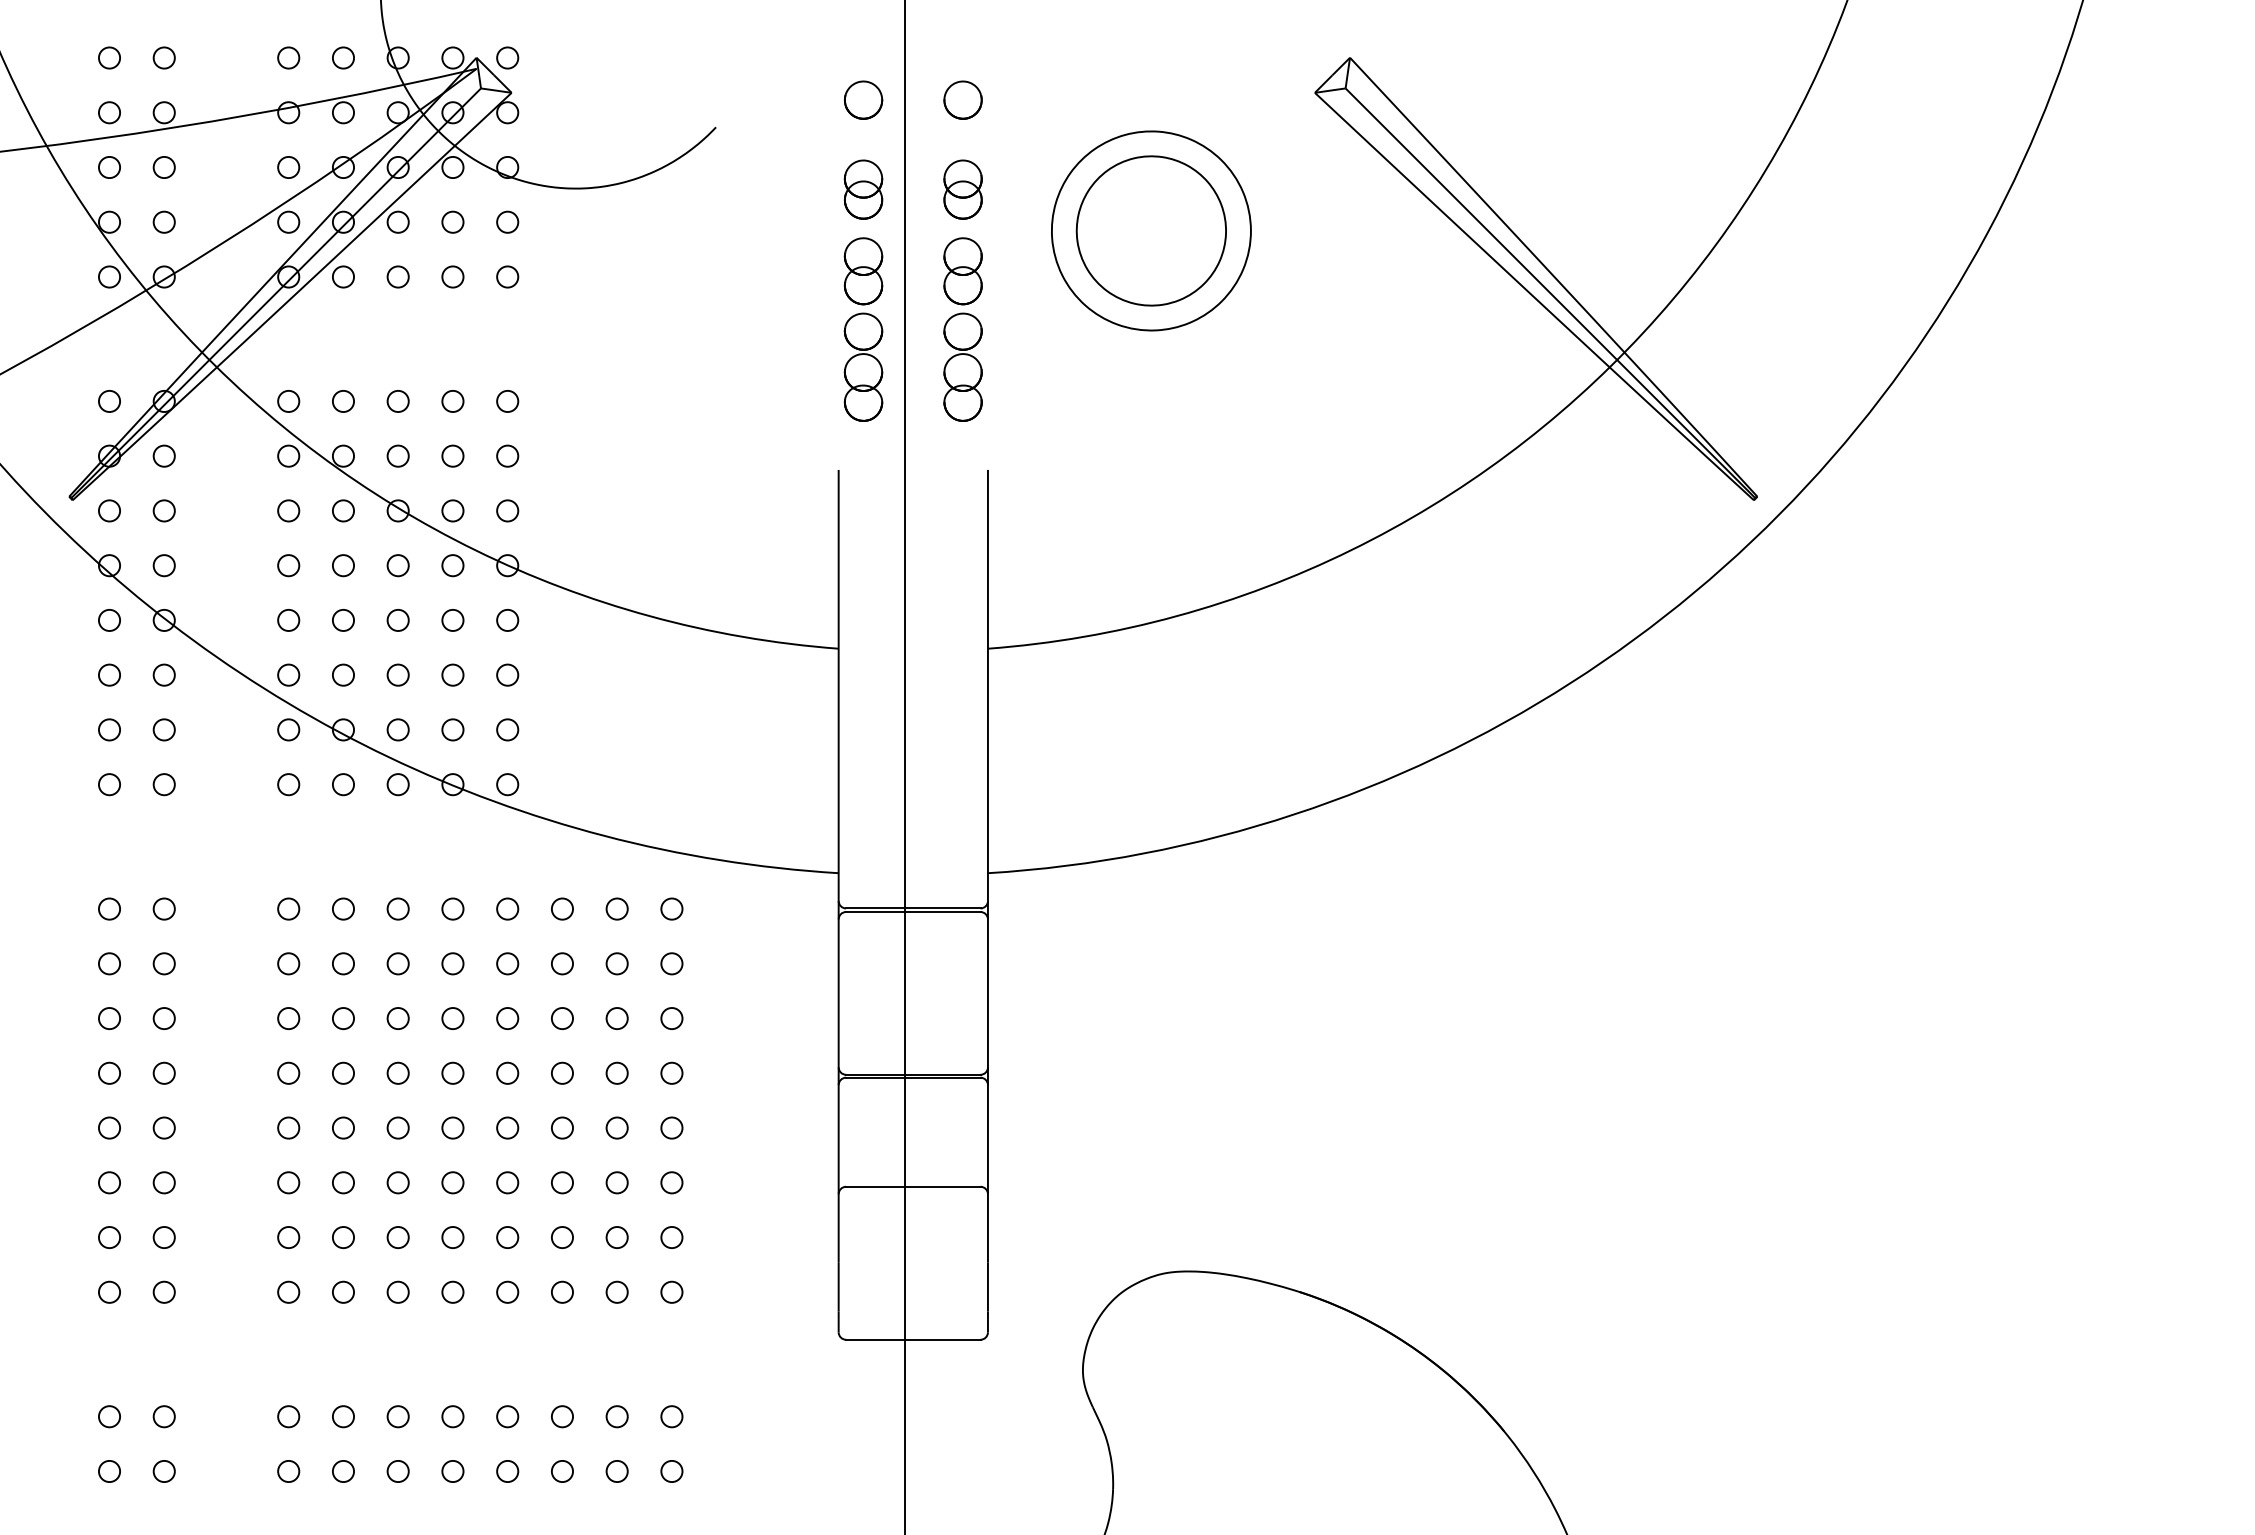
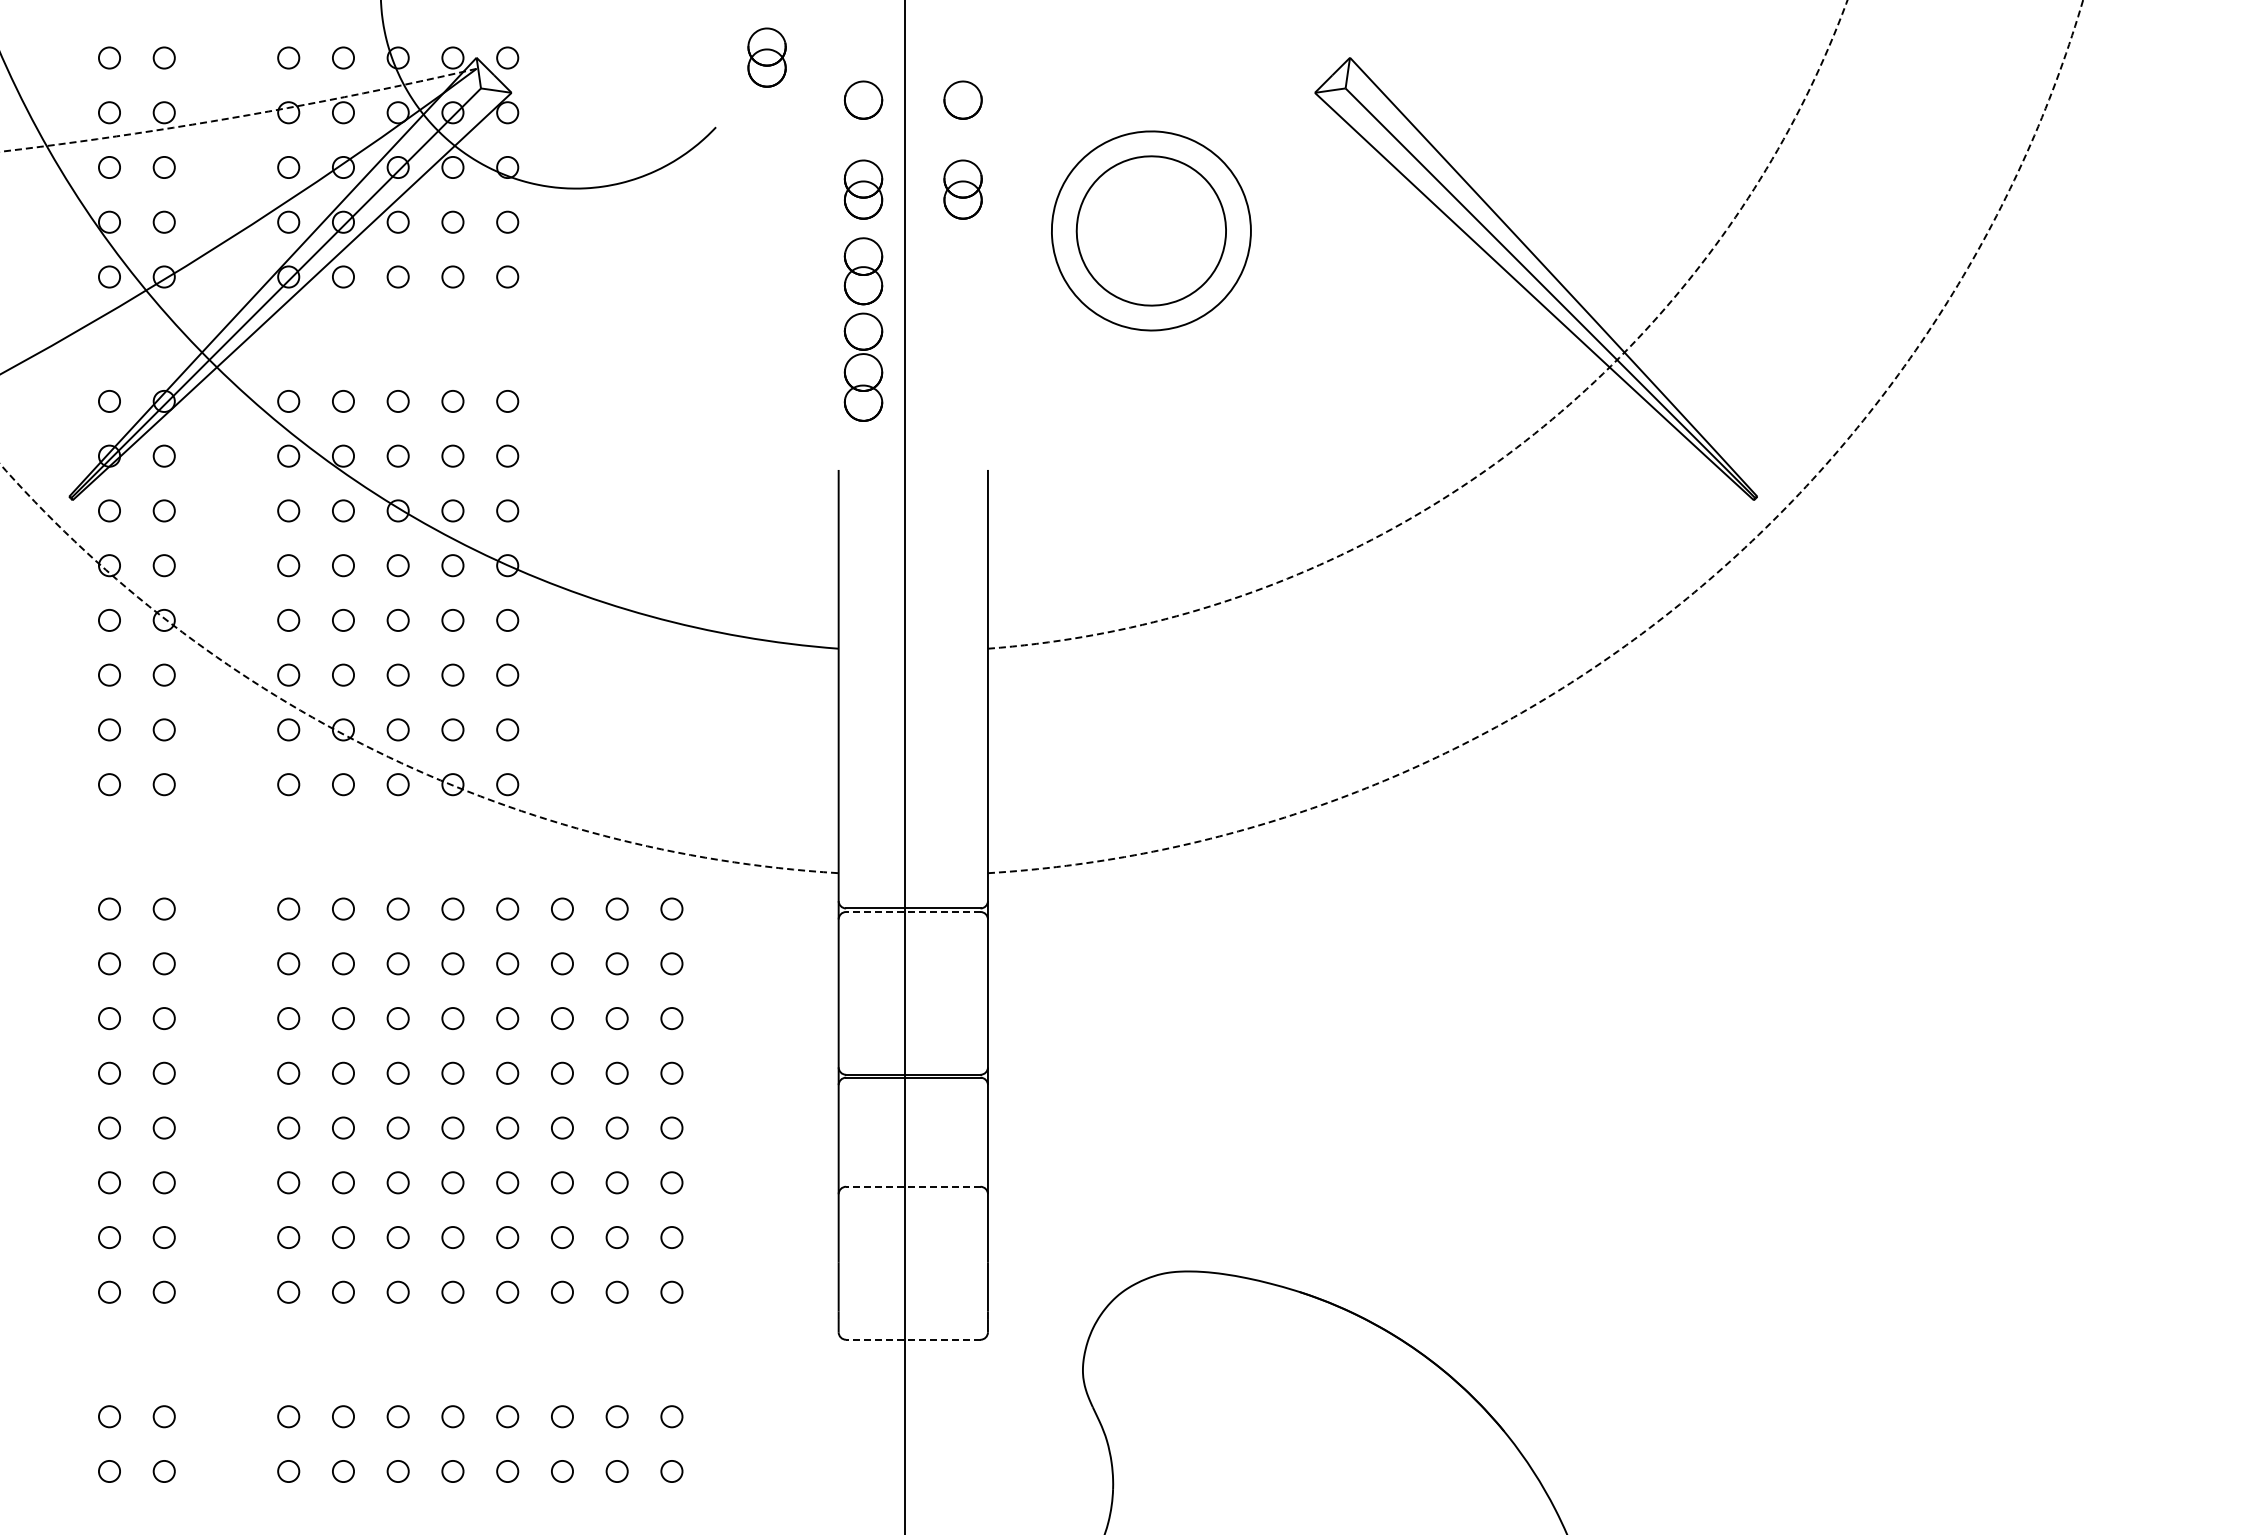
part: none -> present (766, 57)
arc: solid -> dashed (239, 116)
part: present -> none (962, 329)
arc: solid -> dashed (1511, 451)
arc: solid -> dashed (1673, 609)
arc: solid -> dashed (376, 750)
line: solid -> dashed (912, 912)
line: solid -> dashed (912, 1186)
line: solid -> dashed (912, 1339)
